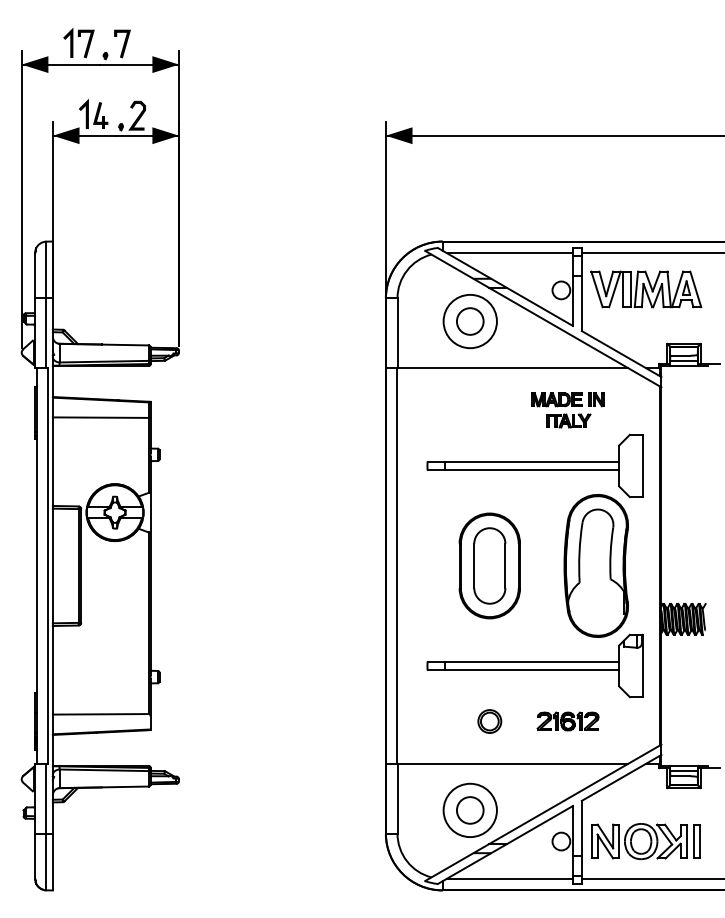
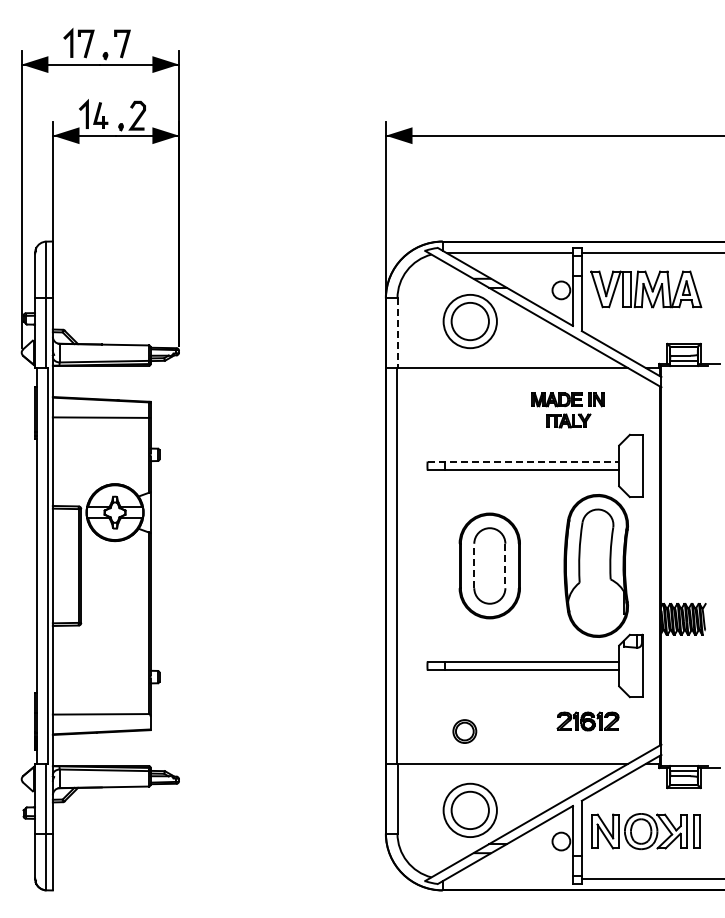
circle diameter: 27 px -> 37 px (469, 321)
line: solid -> dashed (397, 333)
line: solid -> dashed (523, 461)
line: solid -> dashed (474, 565)
line: solid -> dashed (505, 566)
part position: (489, 721) -> (464, 731) (464, 731)
part position: (567, 721) -> (587, 721) (587, 721)
circle diameter: 27 px -> 37 px (469, 810)
part position: (645, 841) -> (645, 831) (645, 831)
line: present -> none (509, 878)
